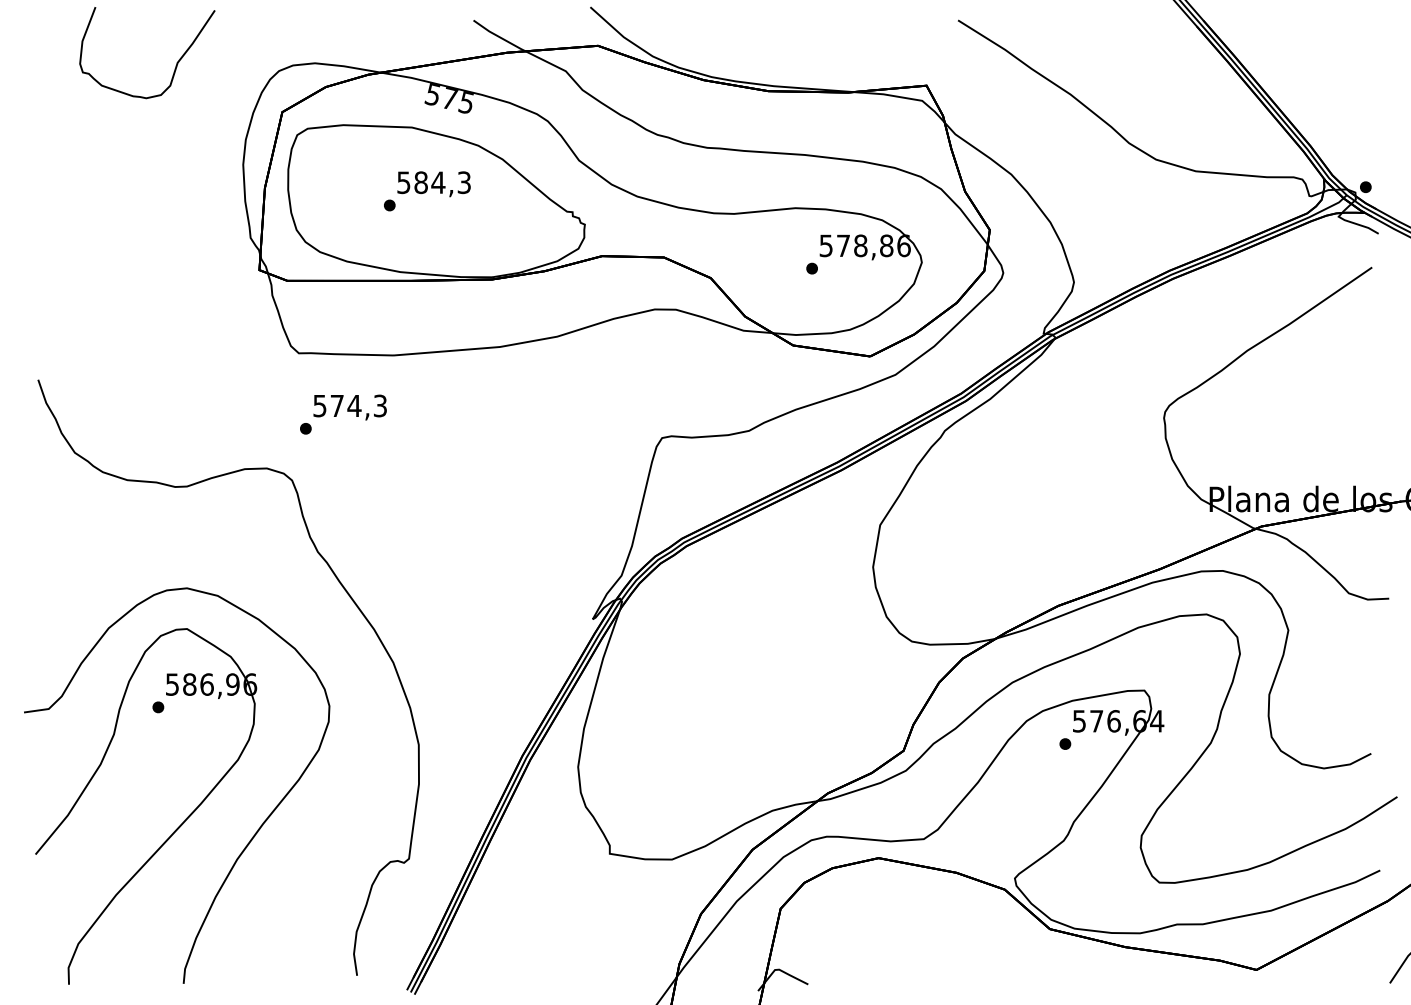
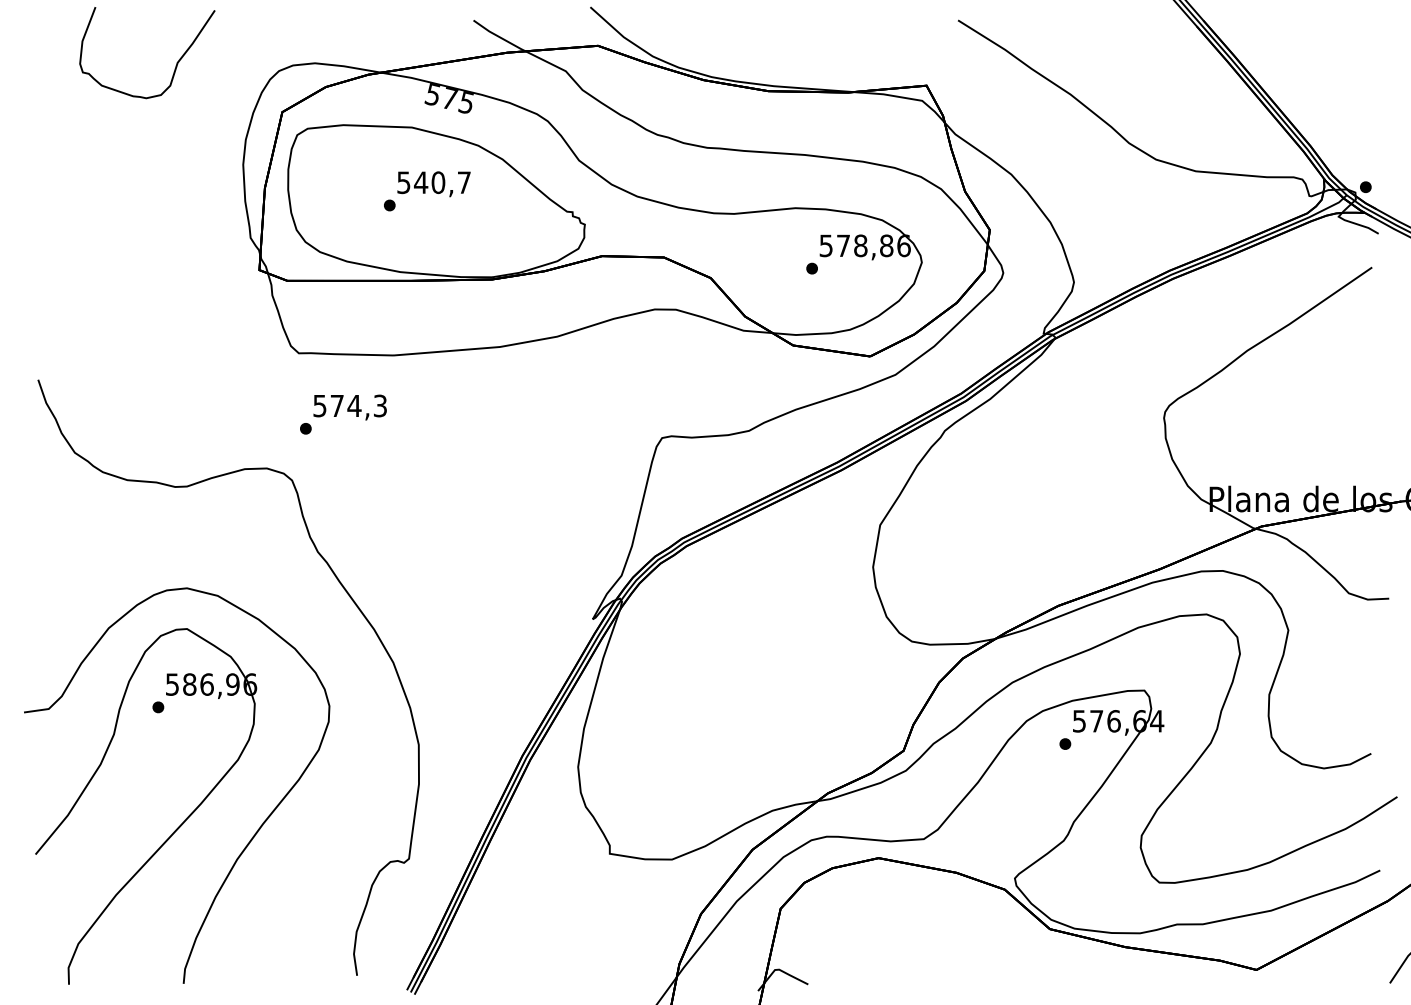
text: 584,3 -> 540,7 (442, 182)
